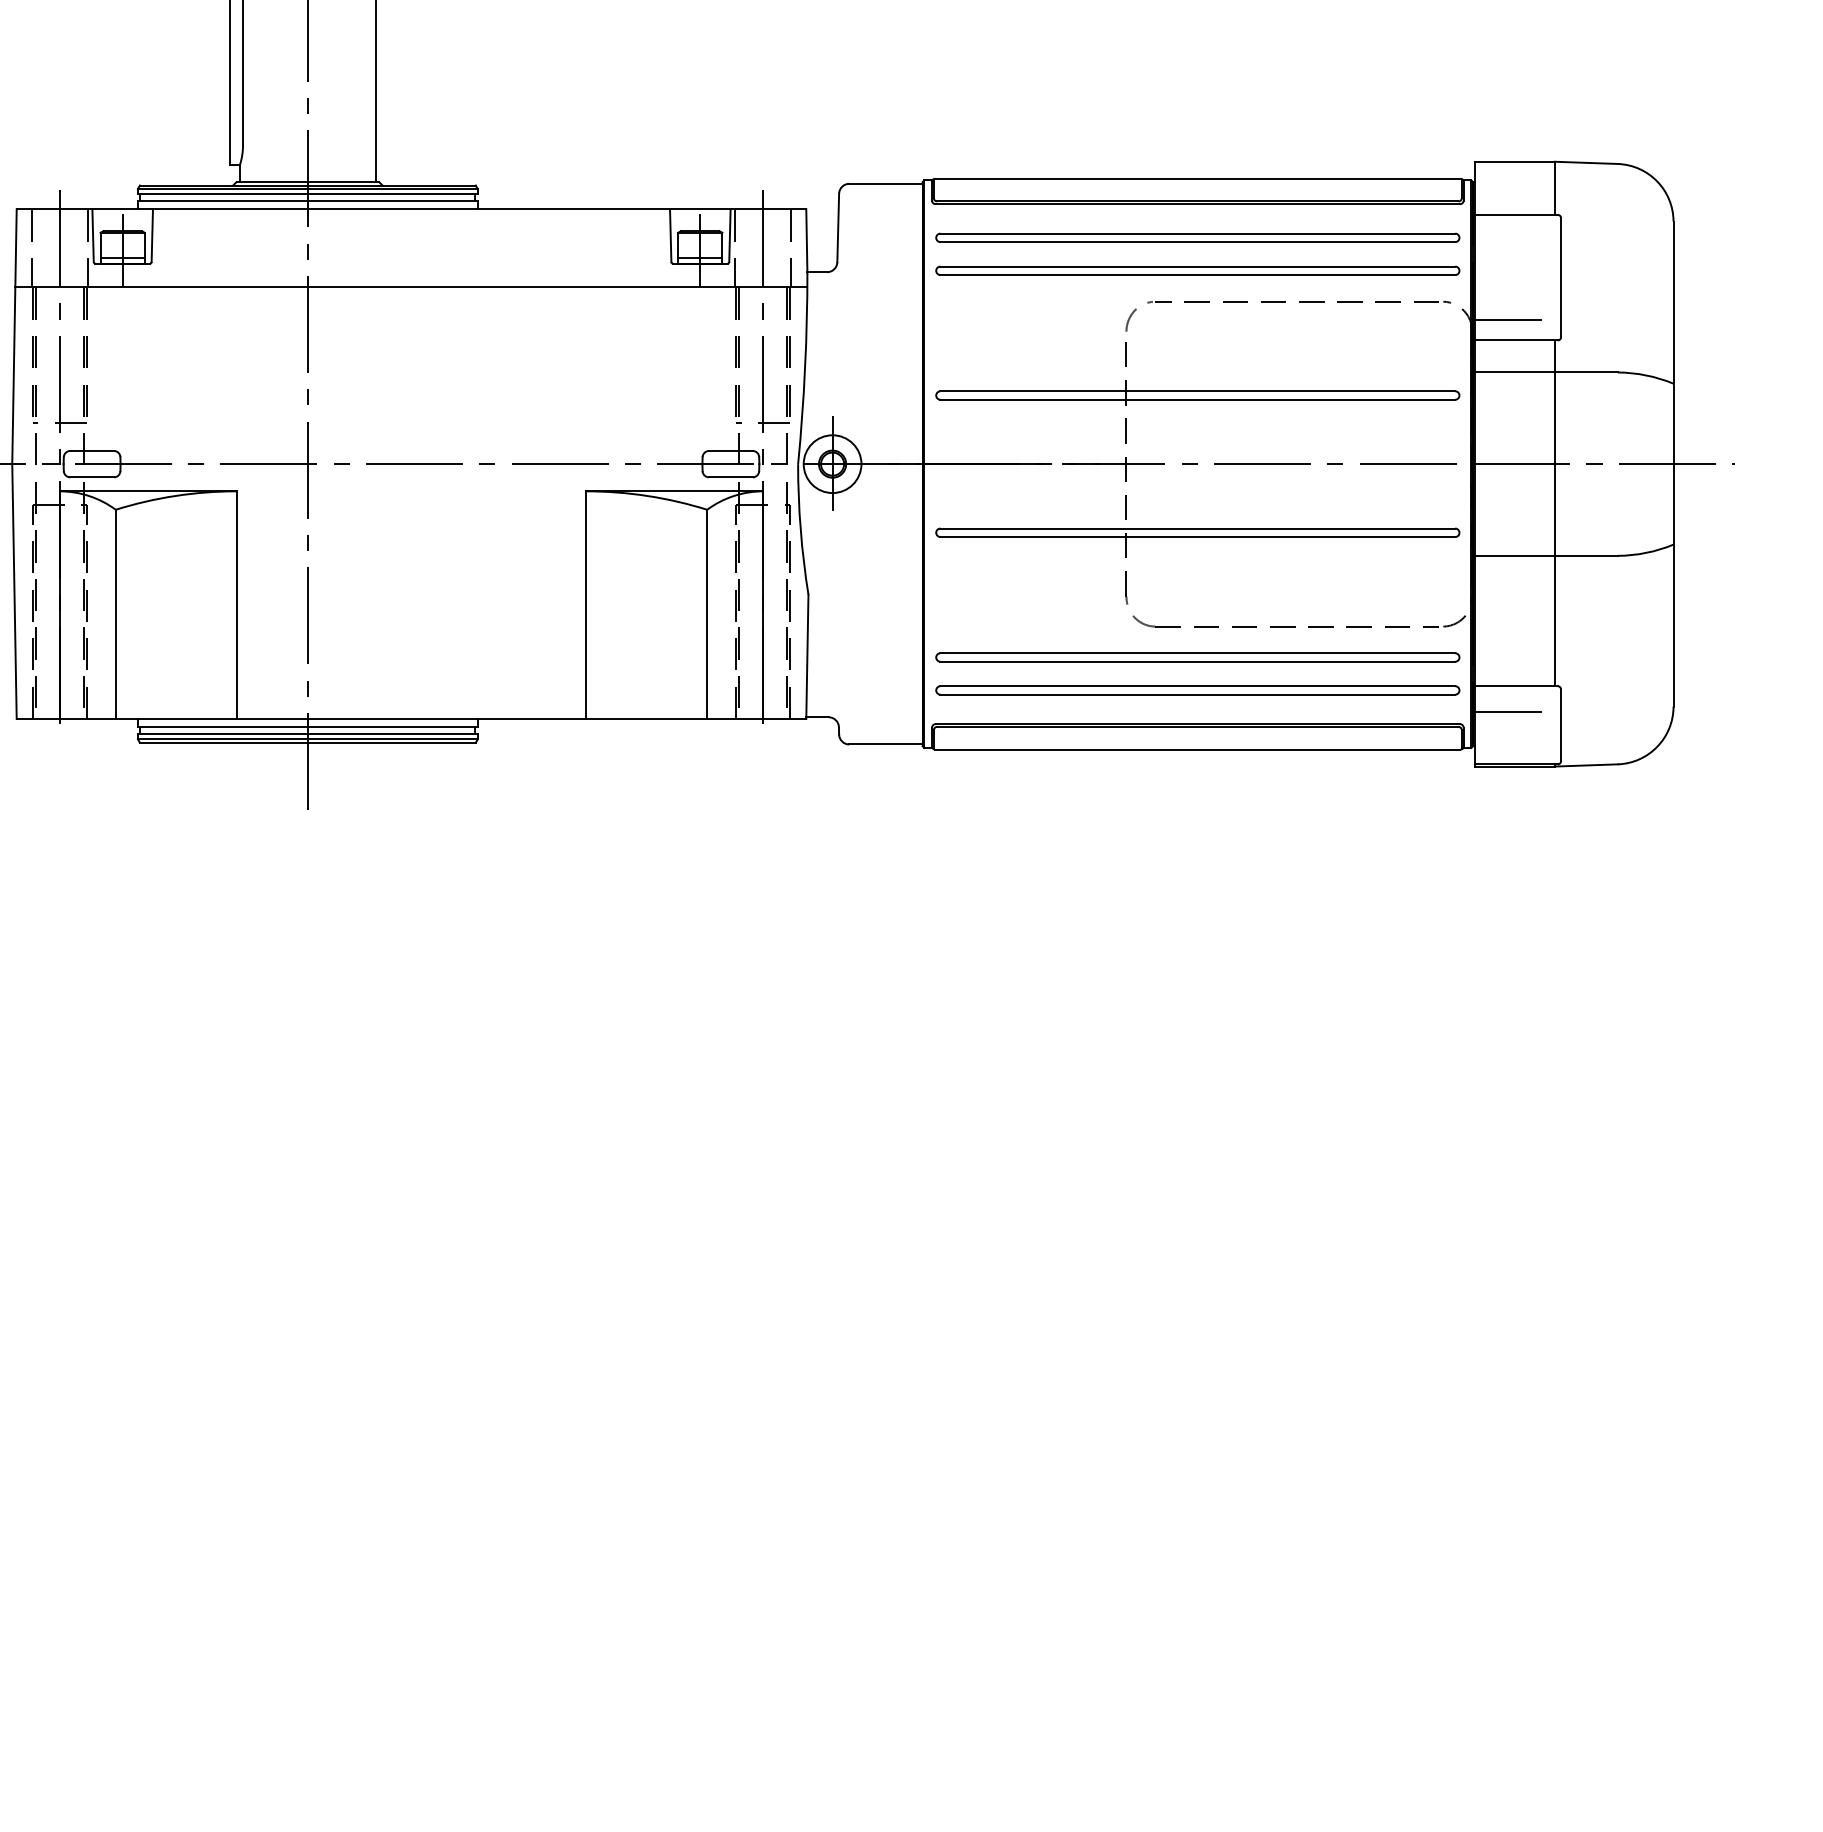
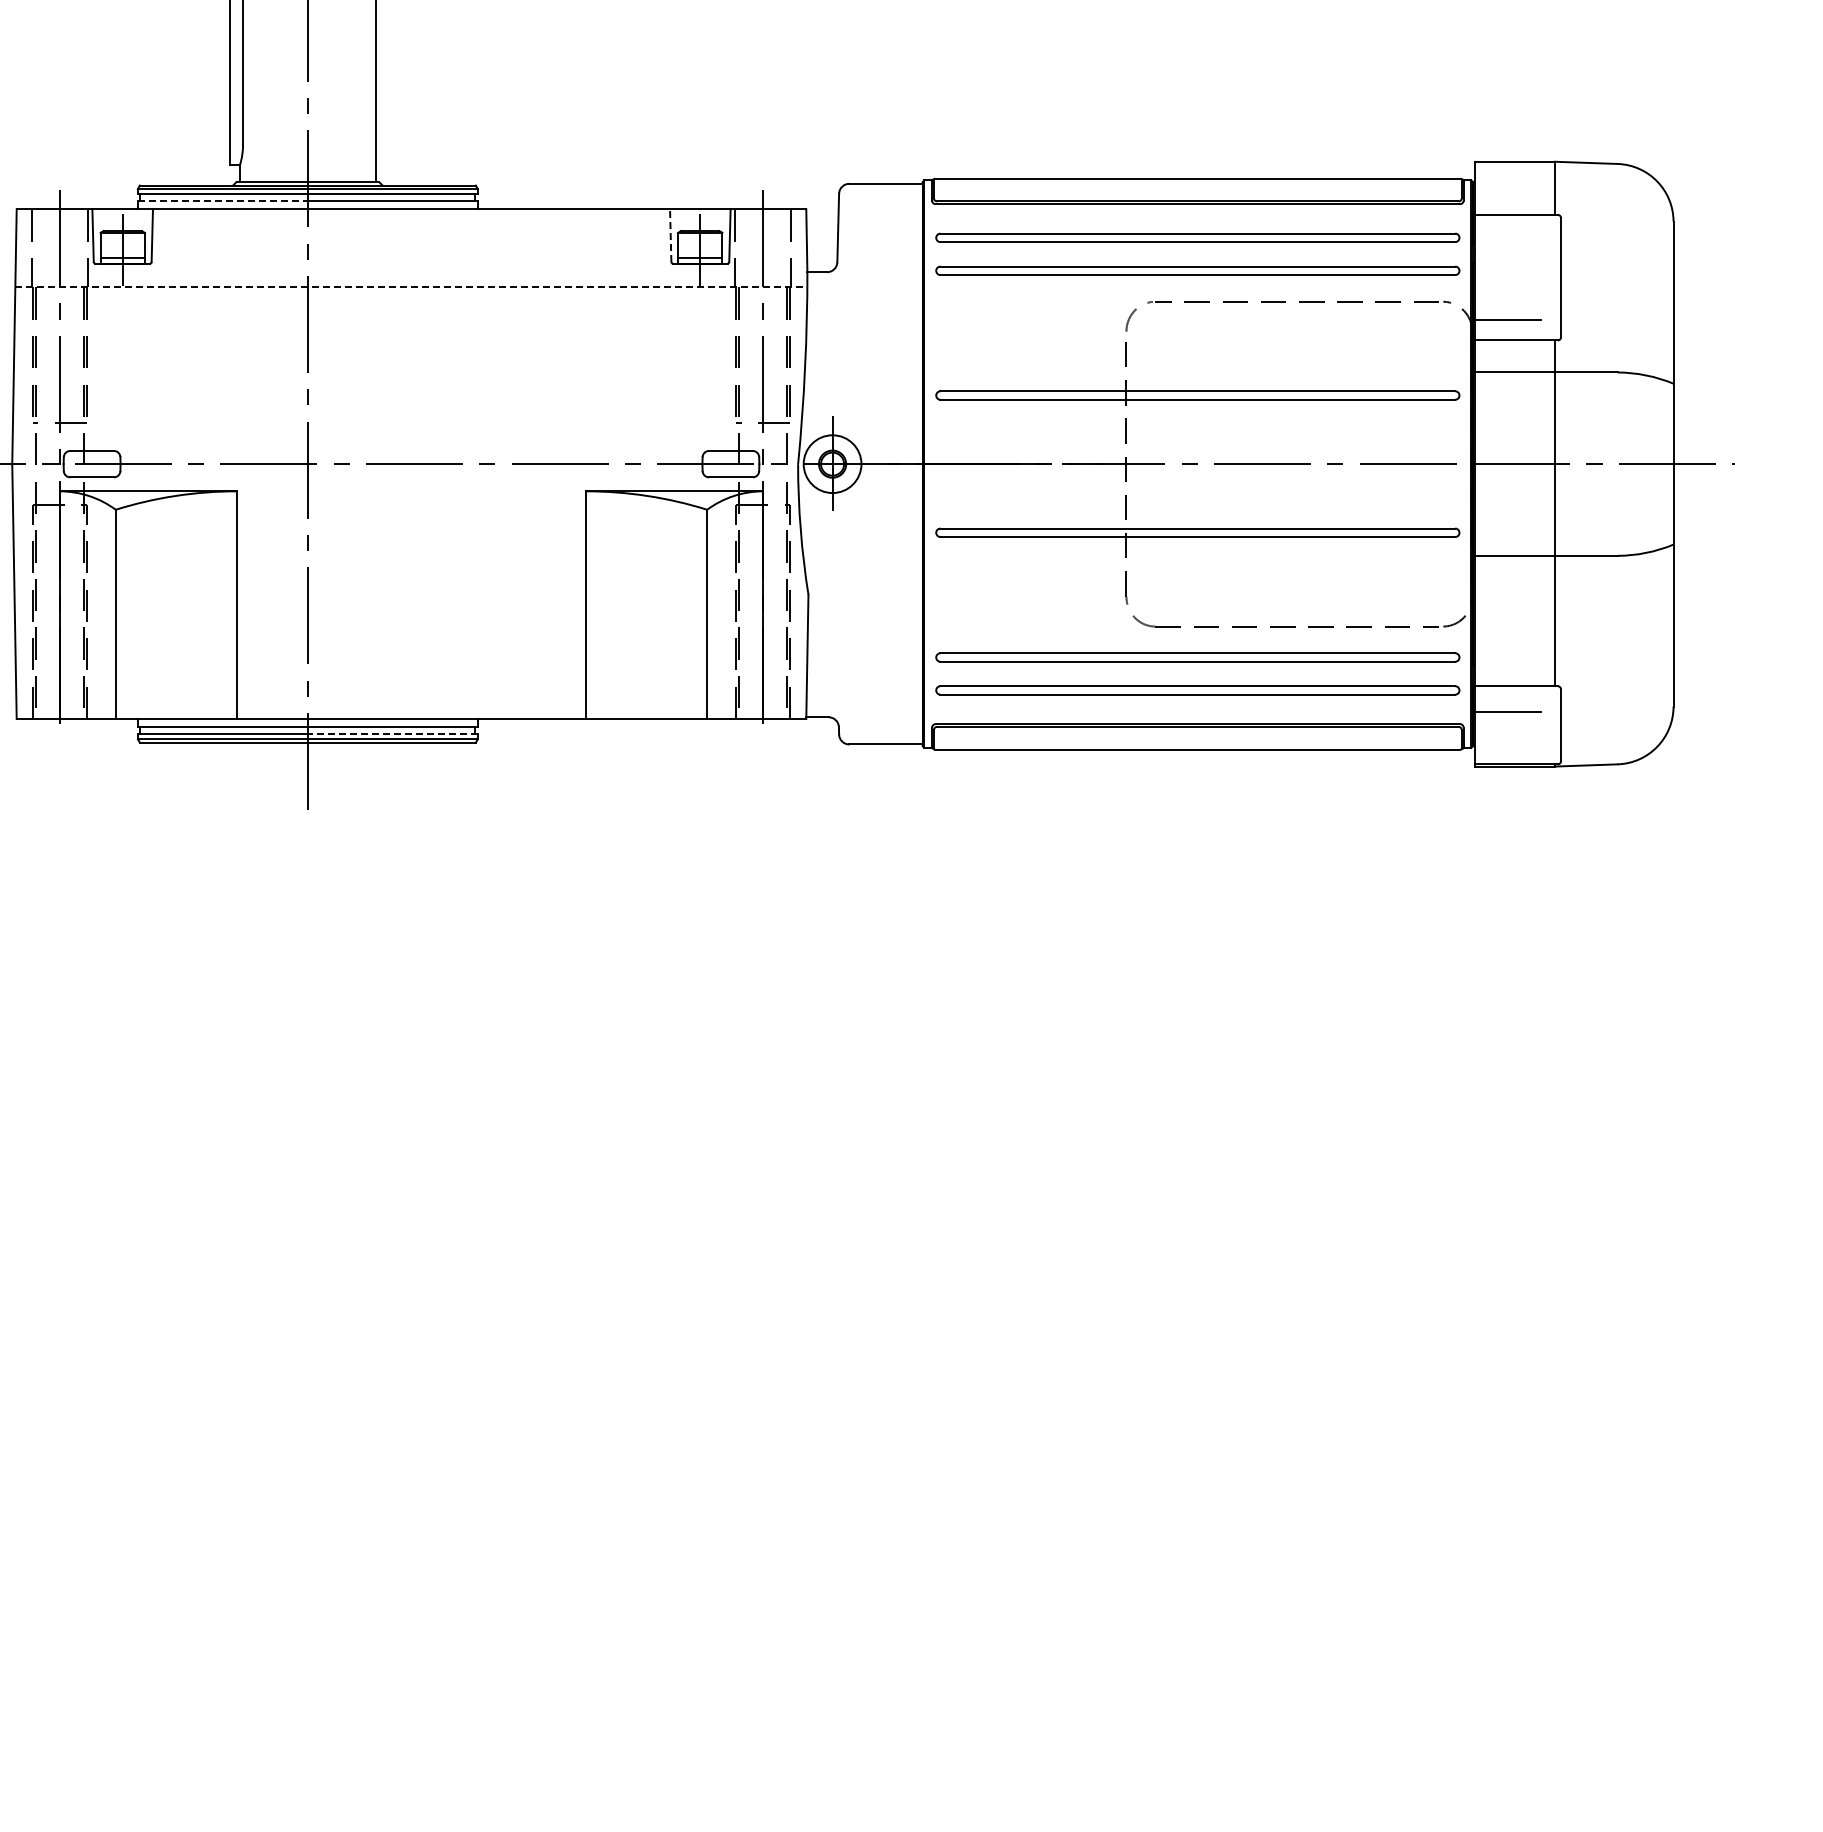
line: solid -> dashed (222, 200)
line: solid -> dashed (670, 235)
line: solid -> dashed (411, 287)
line: solid -> dashed (392, 734)
